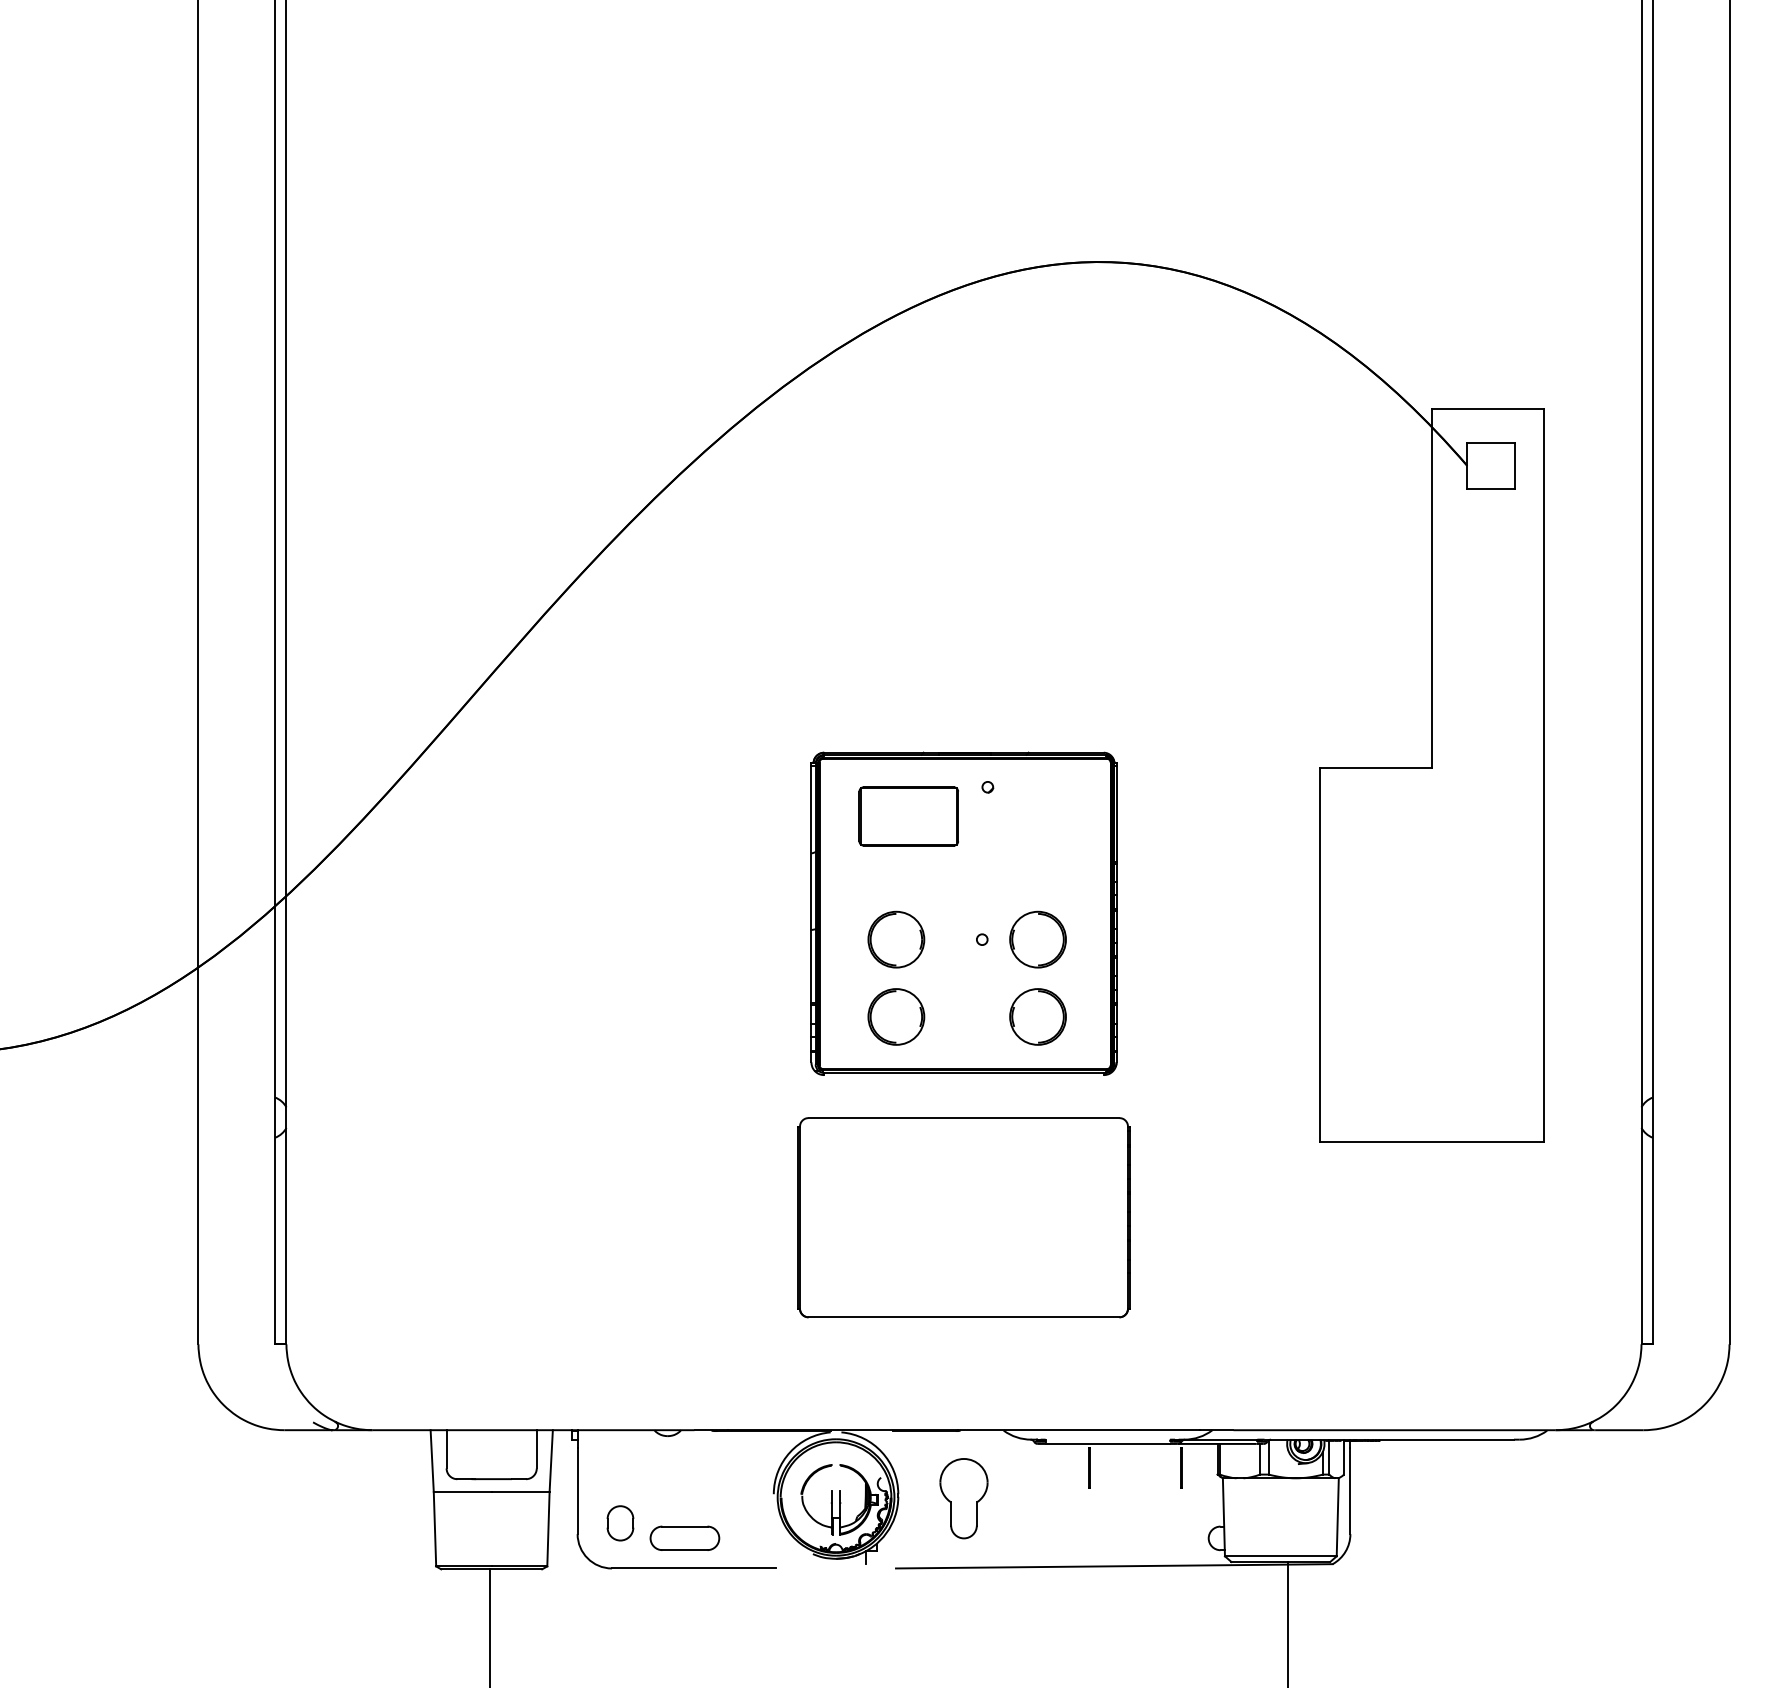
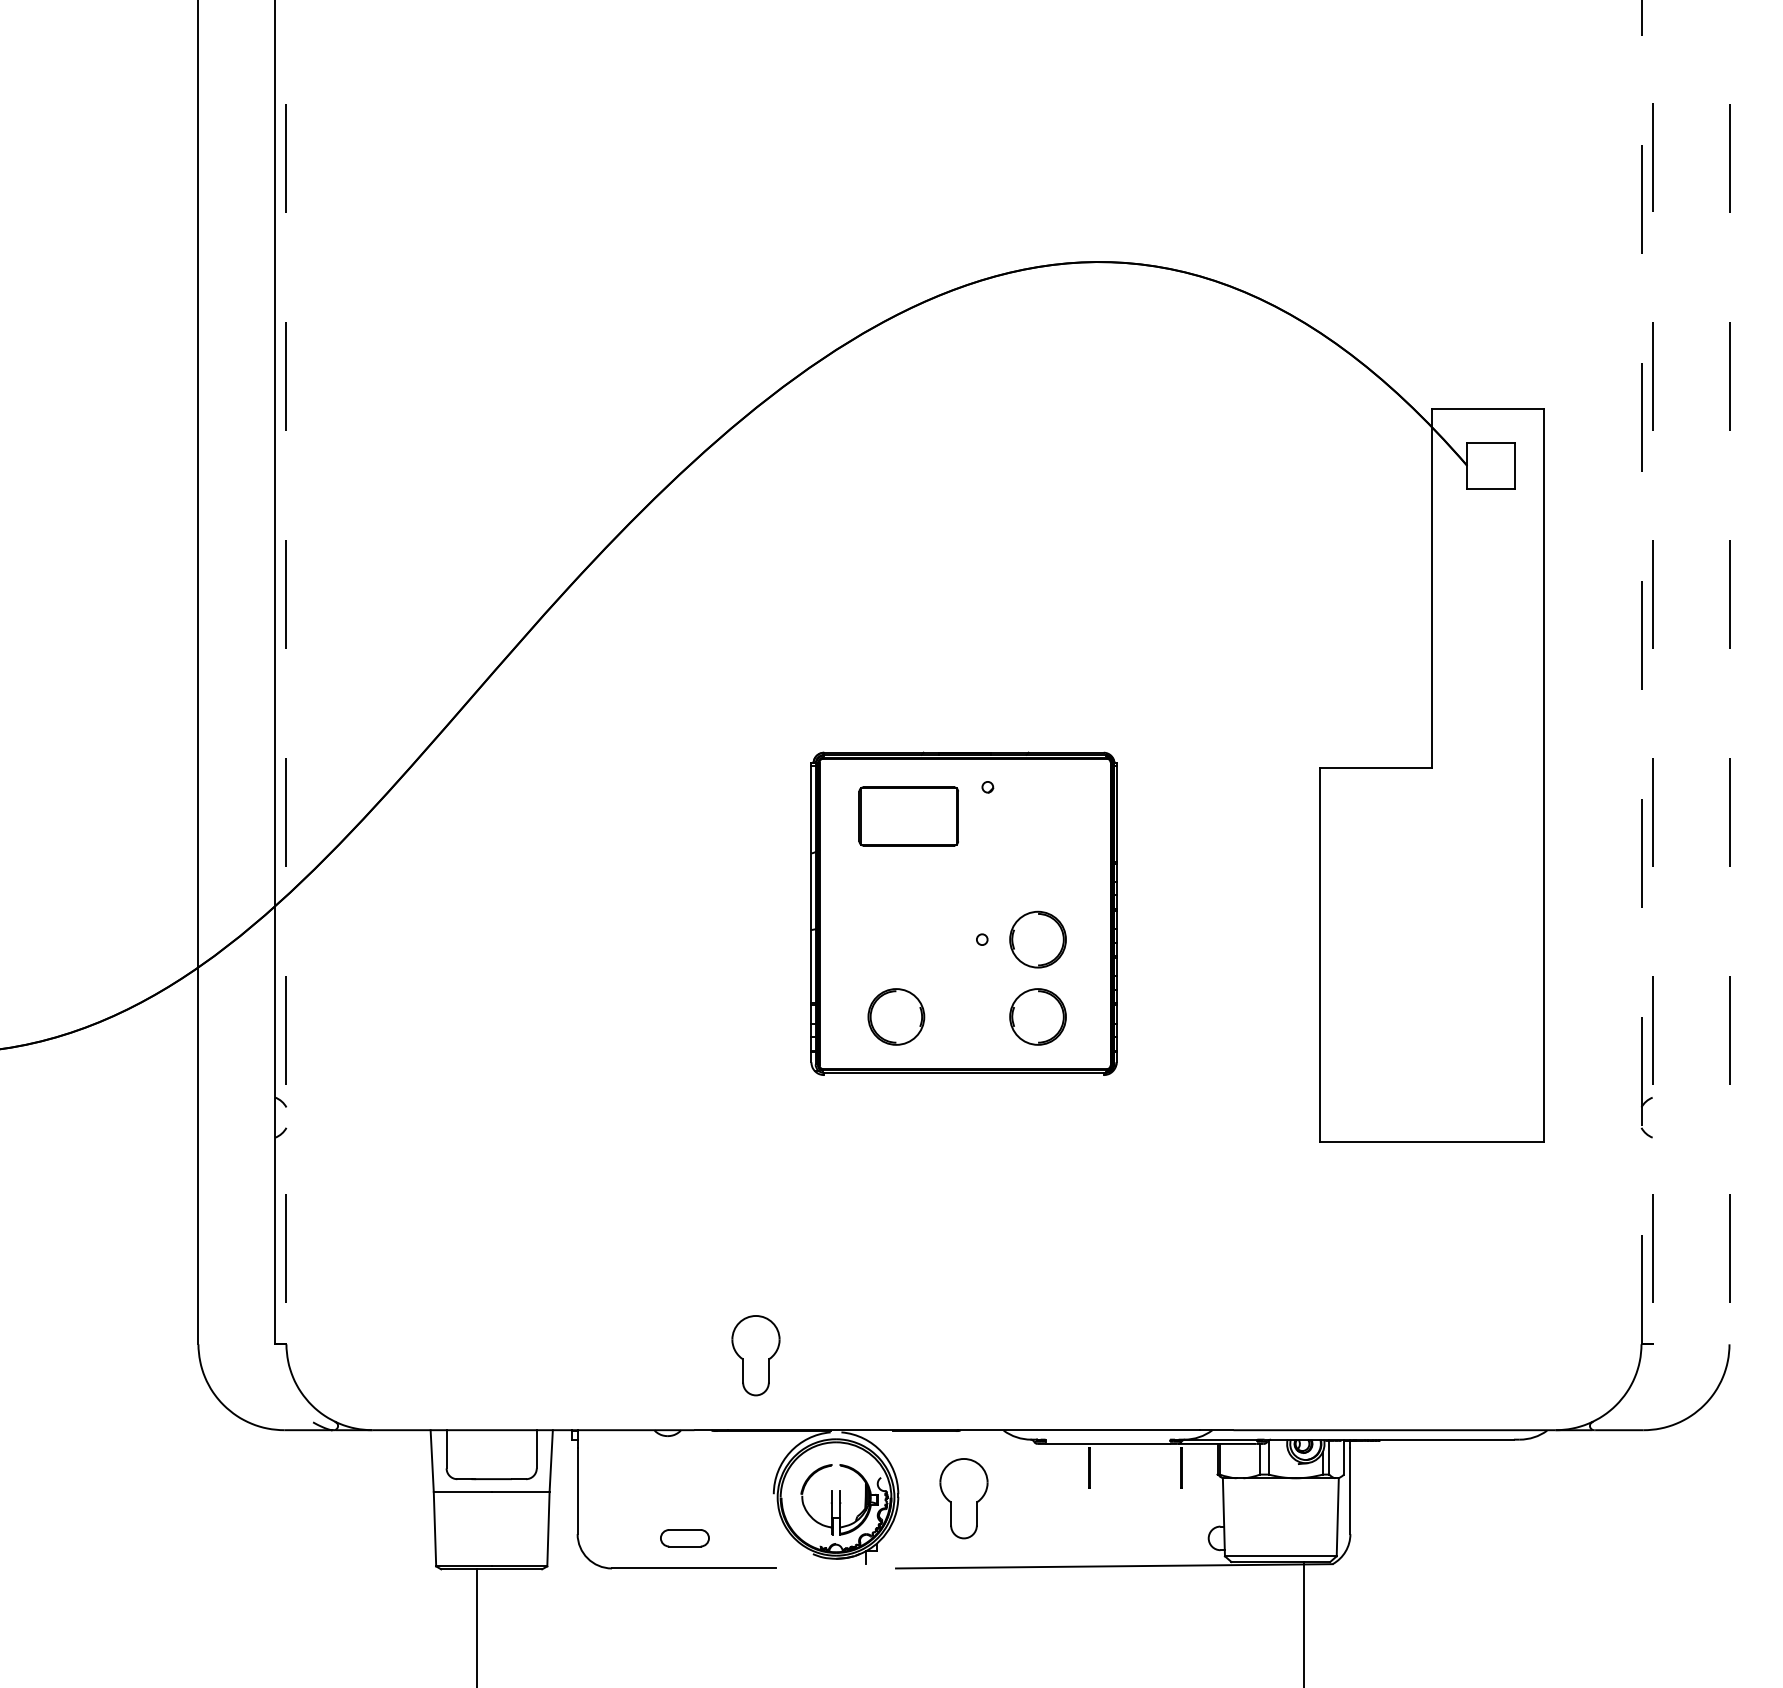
line: solid -> dashed (286, 672)
line: solid -> dashed (1641, 672)
line: solid -> dashed (1652, 672)
line: solid -> dashed (1729, 672)
part: present -> none (896, 939)
part: present -> none (963, 1217)
part: none -> present (755, 1355)
part: present -> none (620, 1523)
part size: 72x26 px -> 50x19 px (684, 1538)
line position: (1288, 1623) -> (1304, 1623) (1304, 1623)
line position: (489, 1626) -> (476, 1626) (476, 1626)
